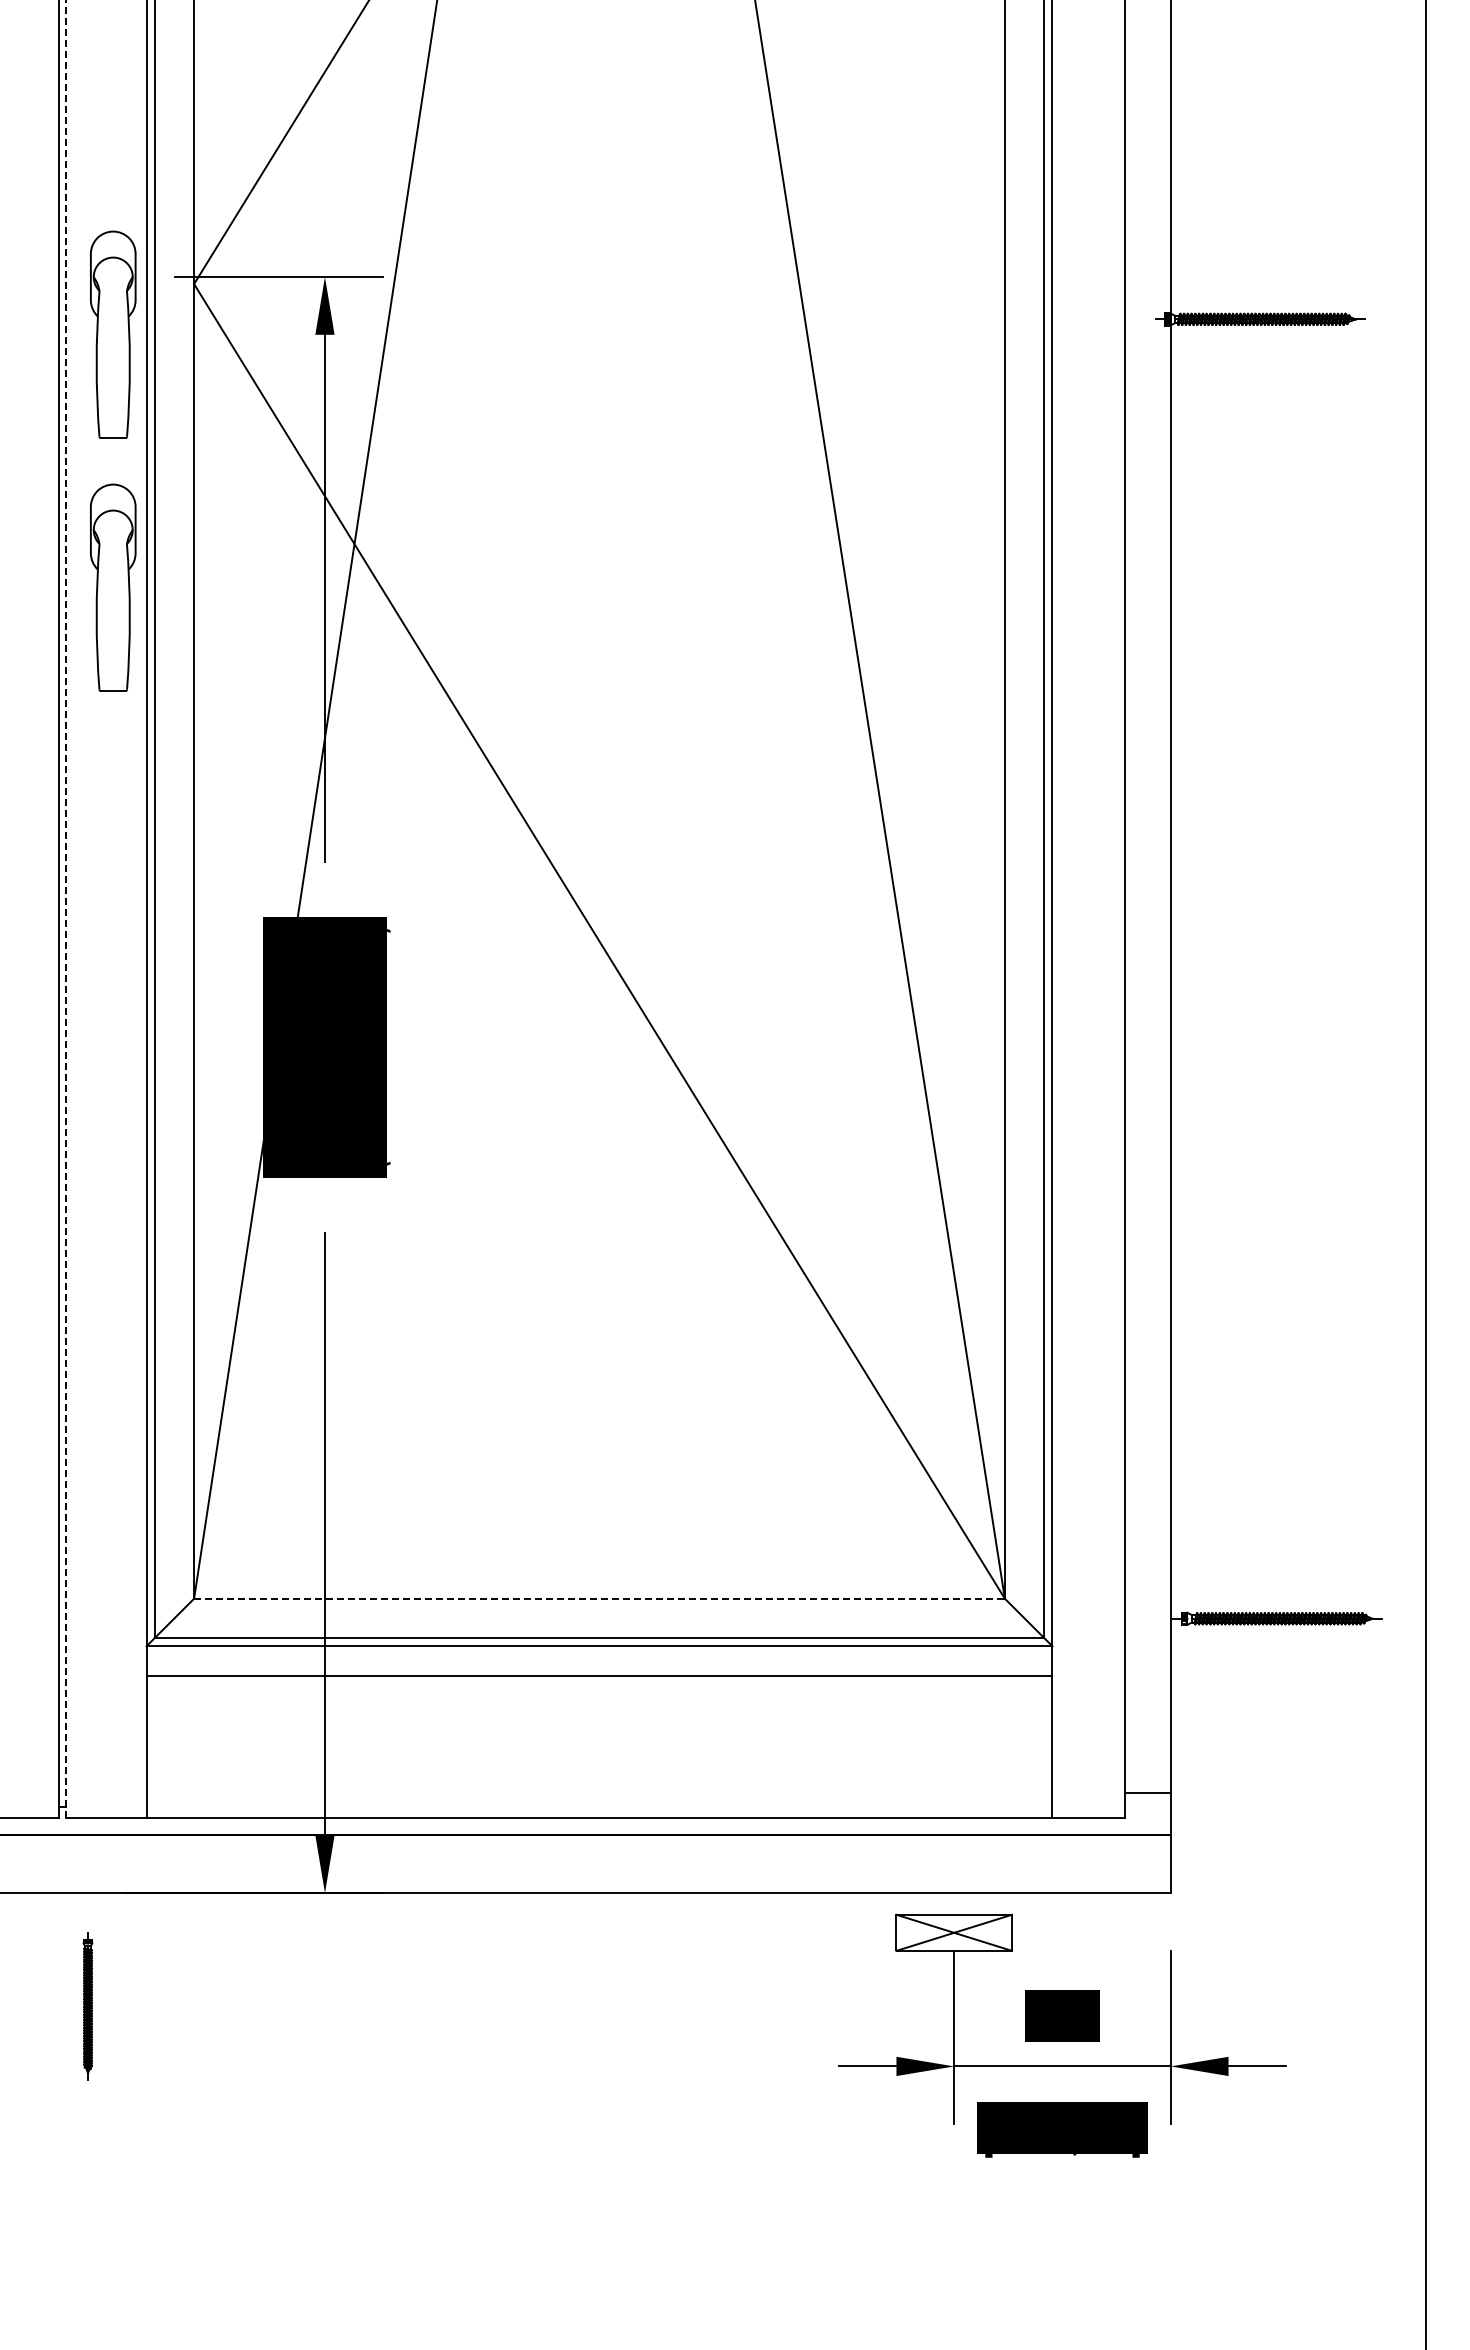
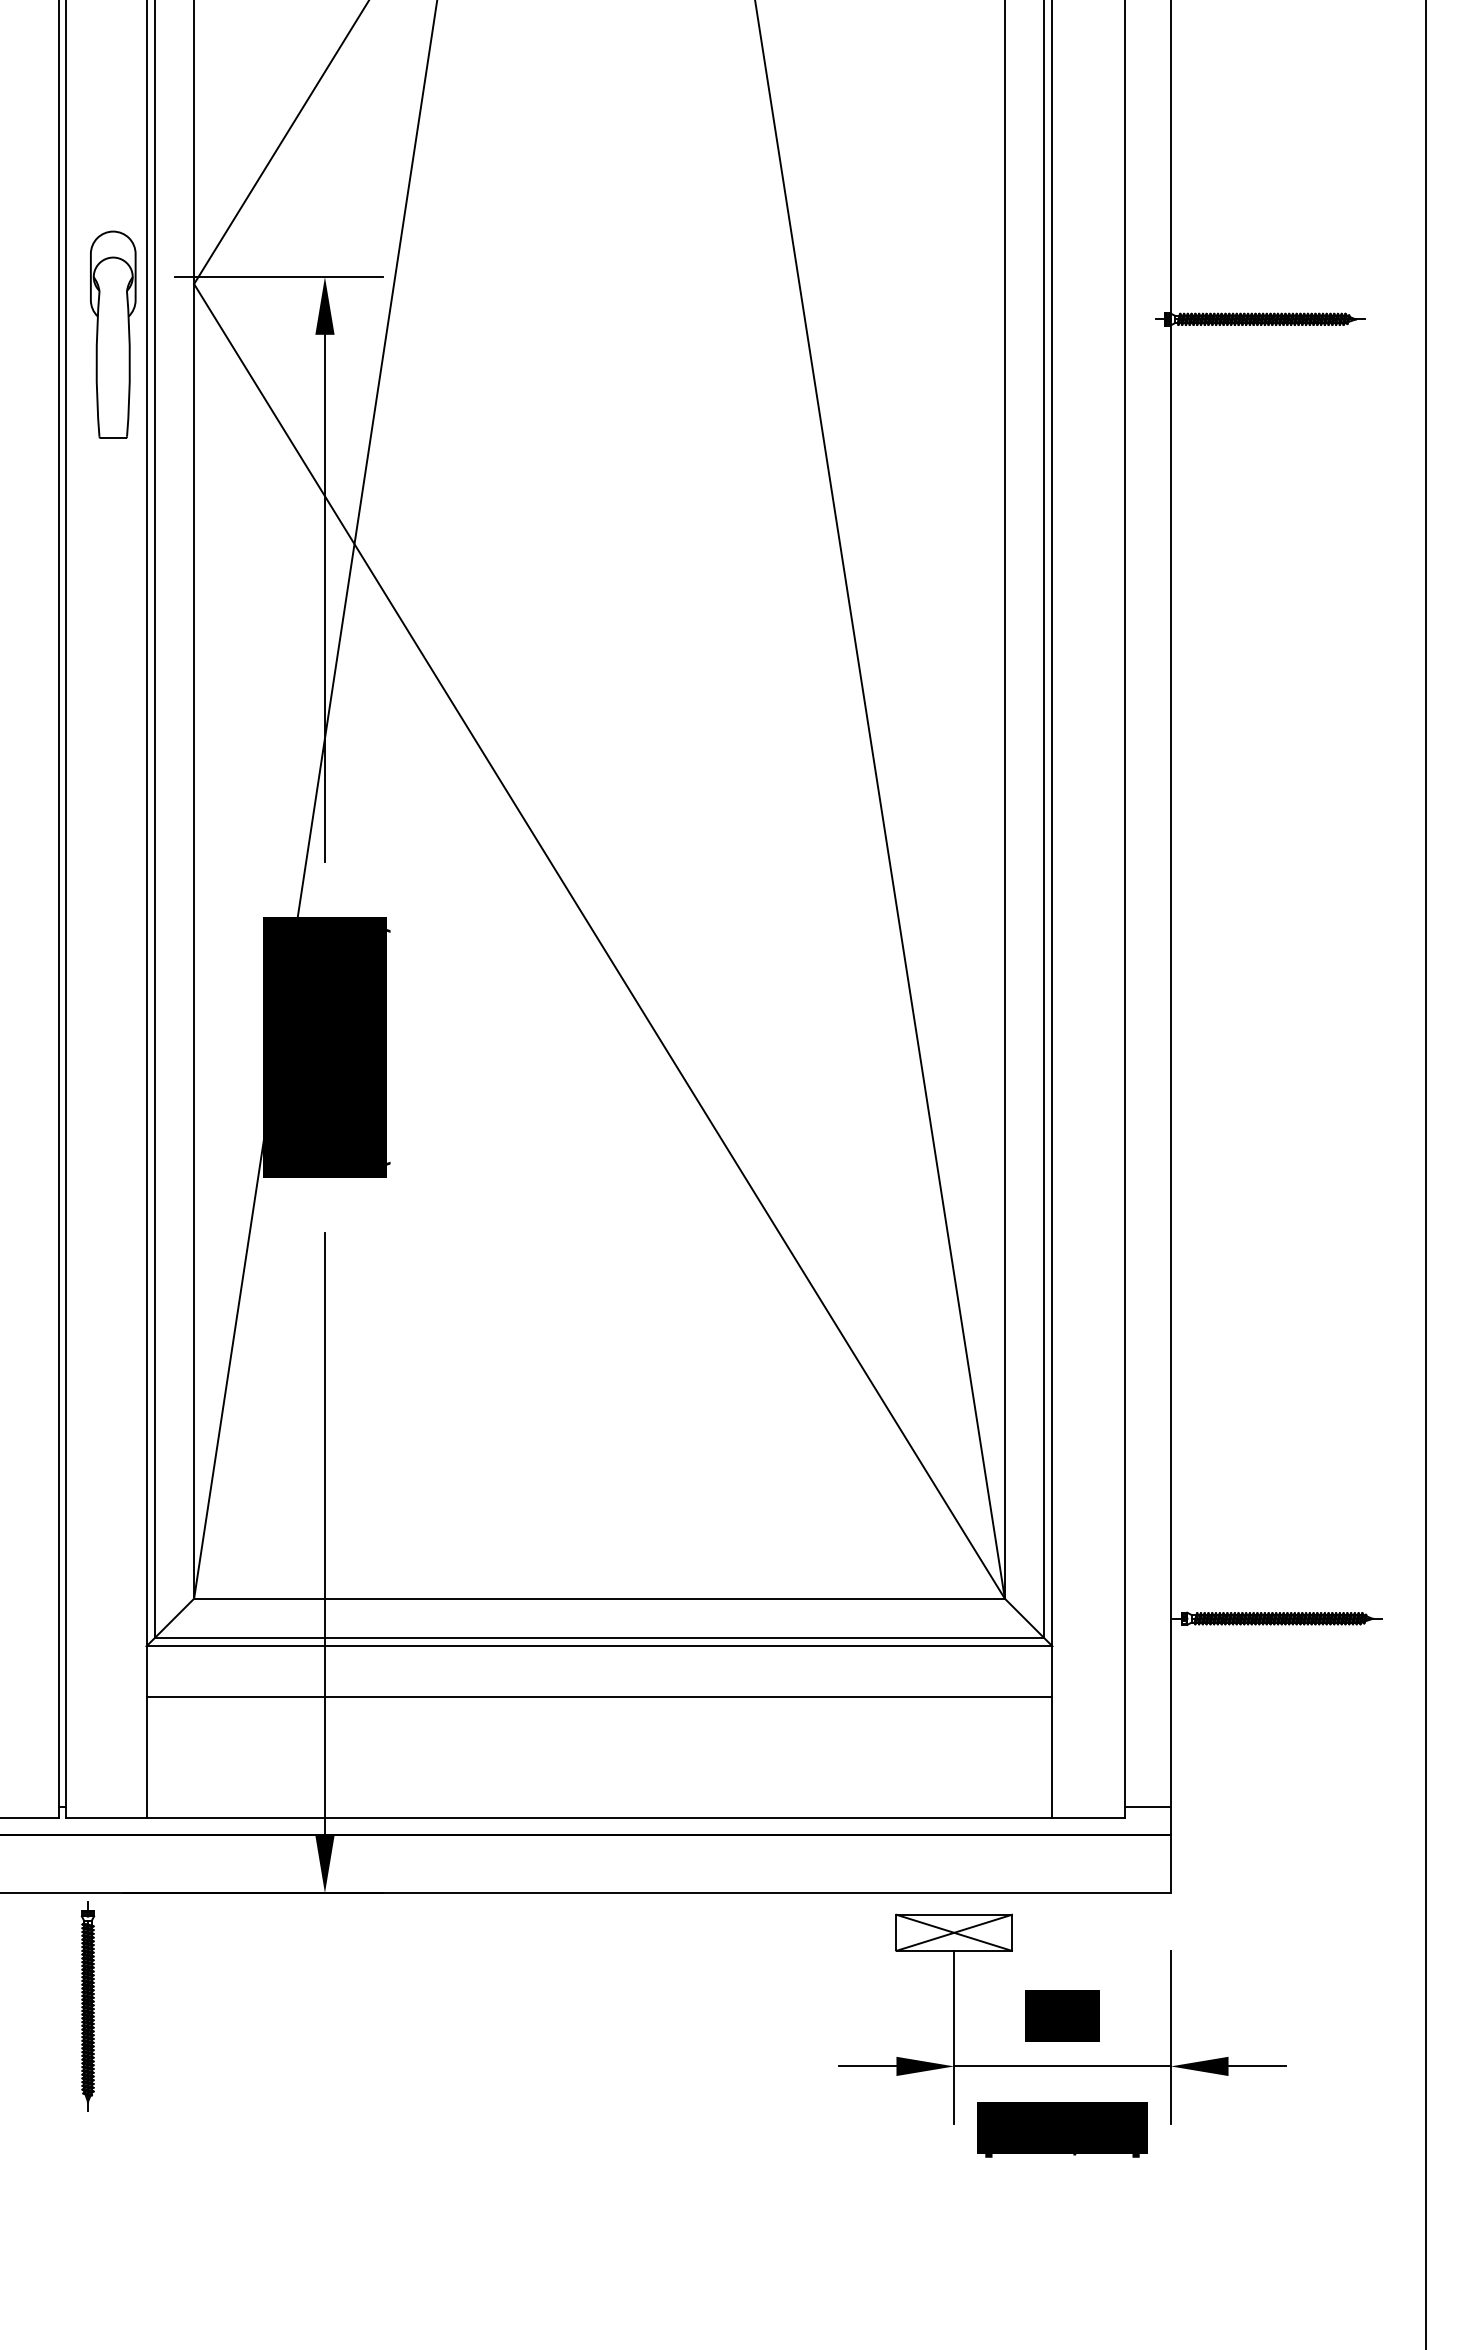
part: present -> none (113, 587)
line: dashed -> solid (66, 908)
line: dashed -> solid (600, 1598)
line position: (599, 1675) -> (599, 1696) (599, 1696)
line position: (1147, 1792) -> (1147, 1806) (1147, 1806)
part size: 12x149 px -> 16x211 px (87, 2006)
